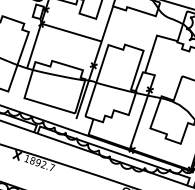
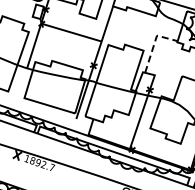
line: solid -> dashed (154, 43)
